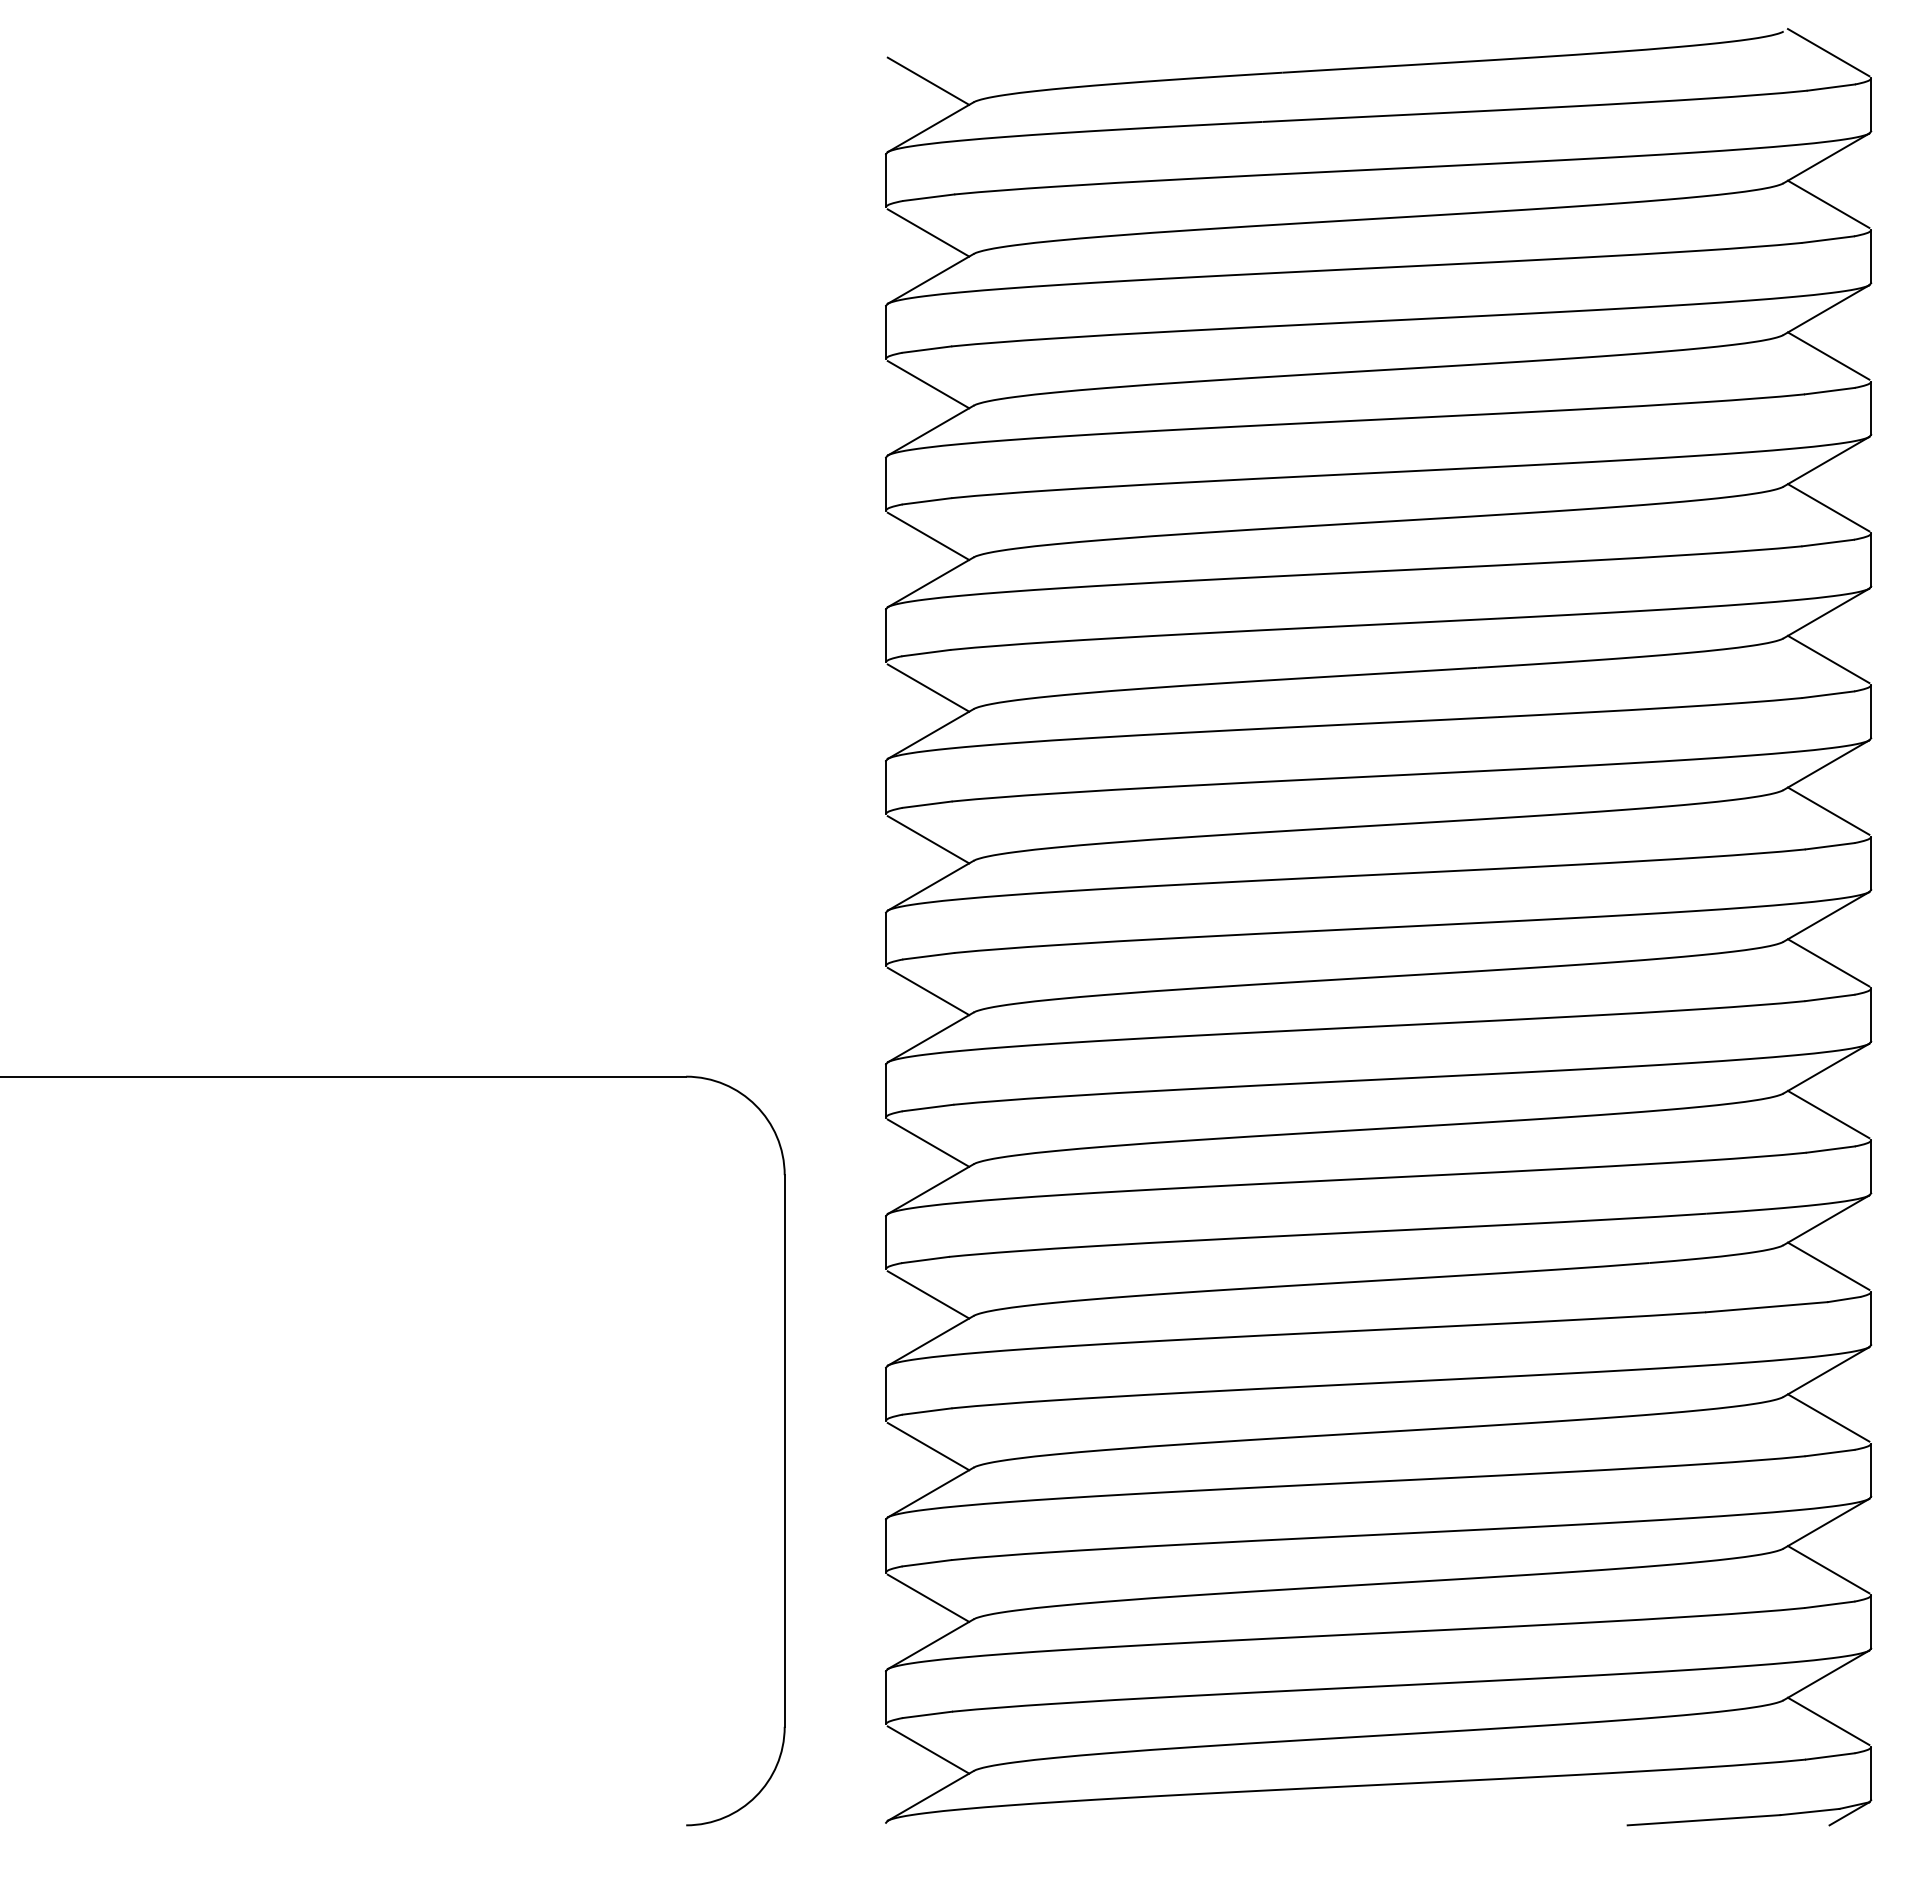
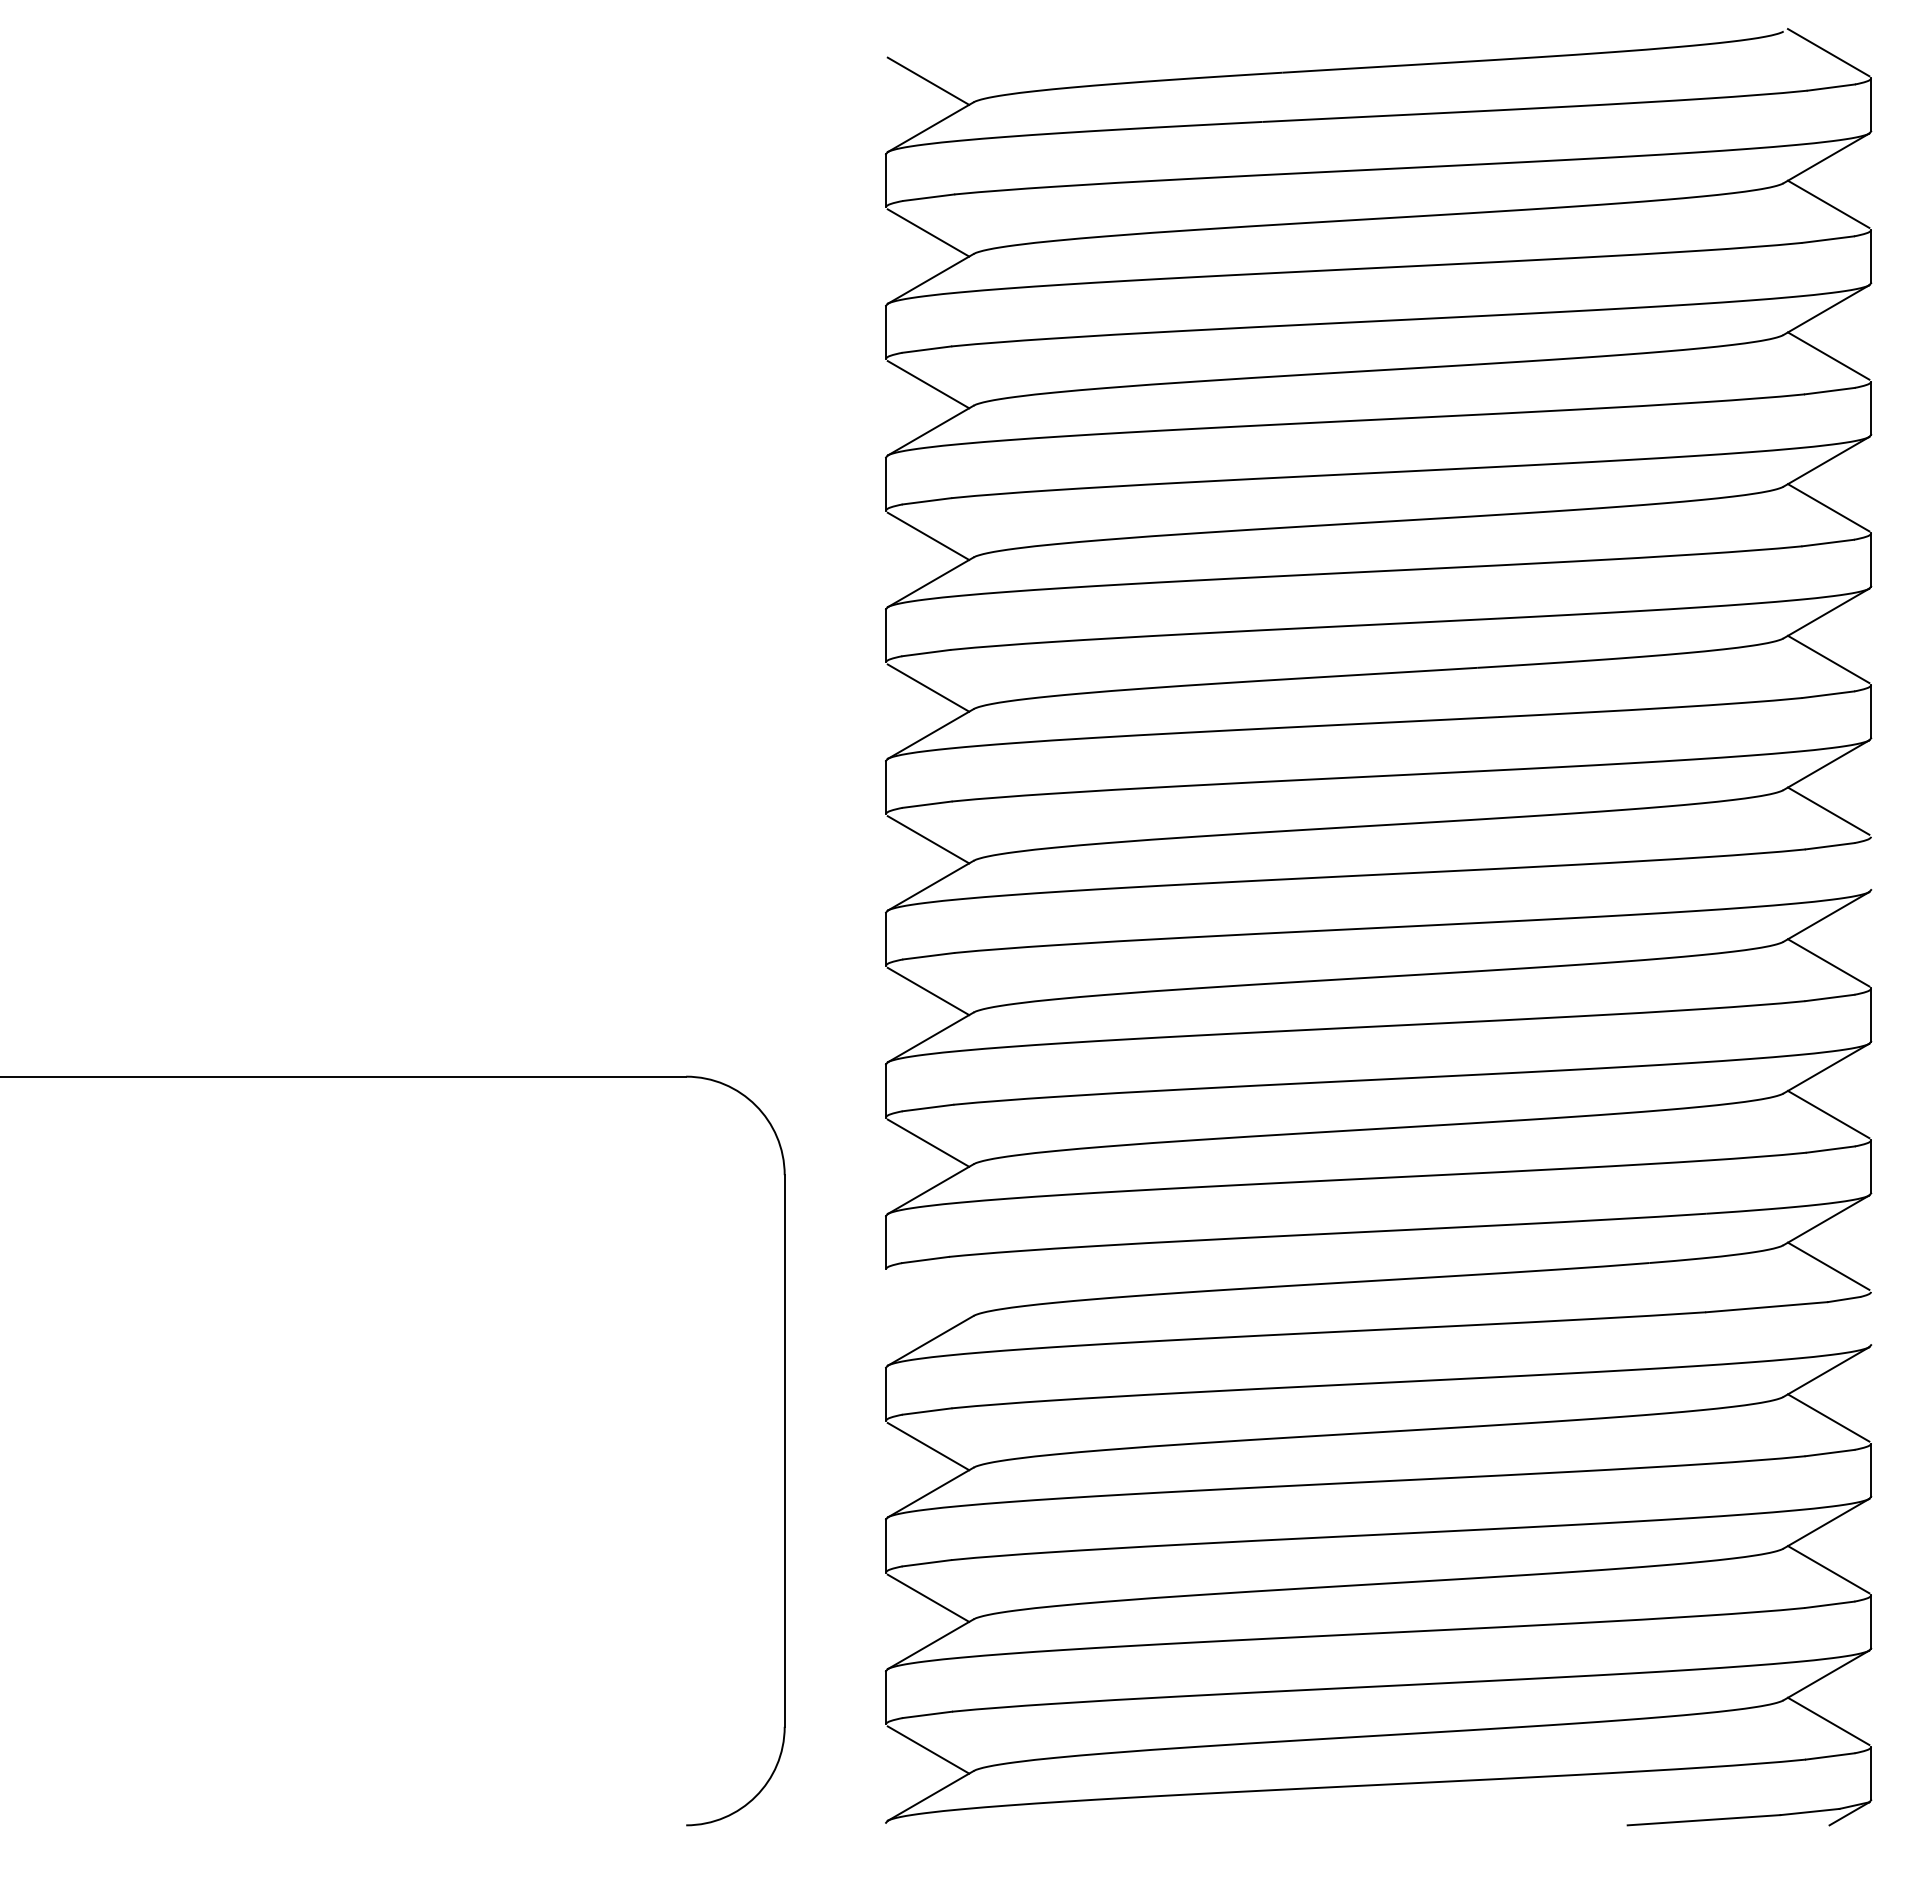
line: present -> none (1871, 862)
line: present -> none (928, 1294)
line: present -> none (1871, 1318)
